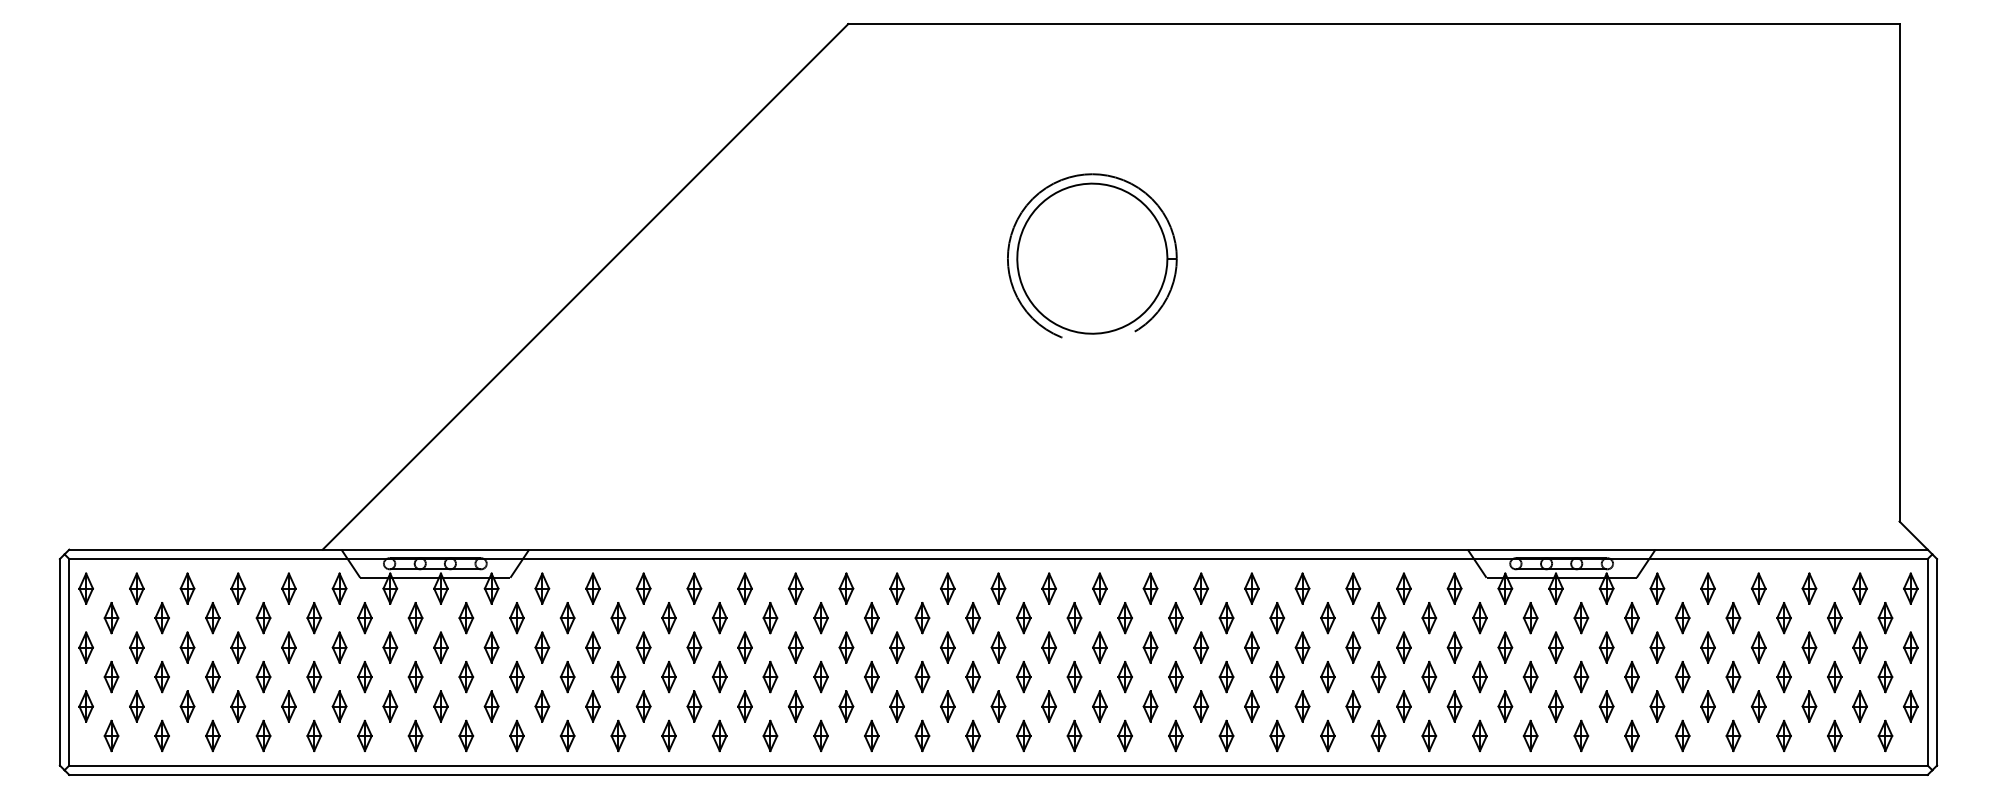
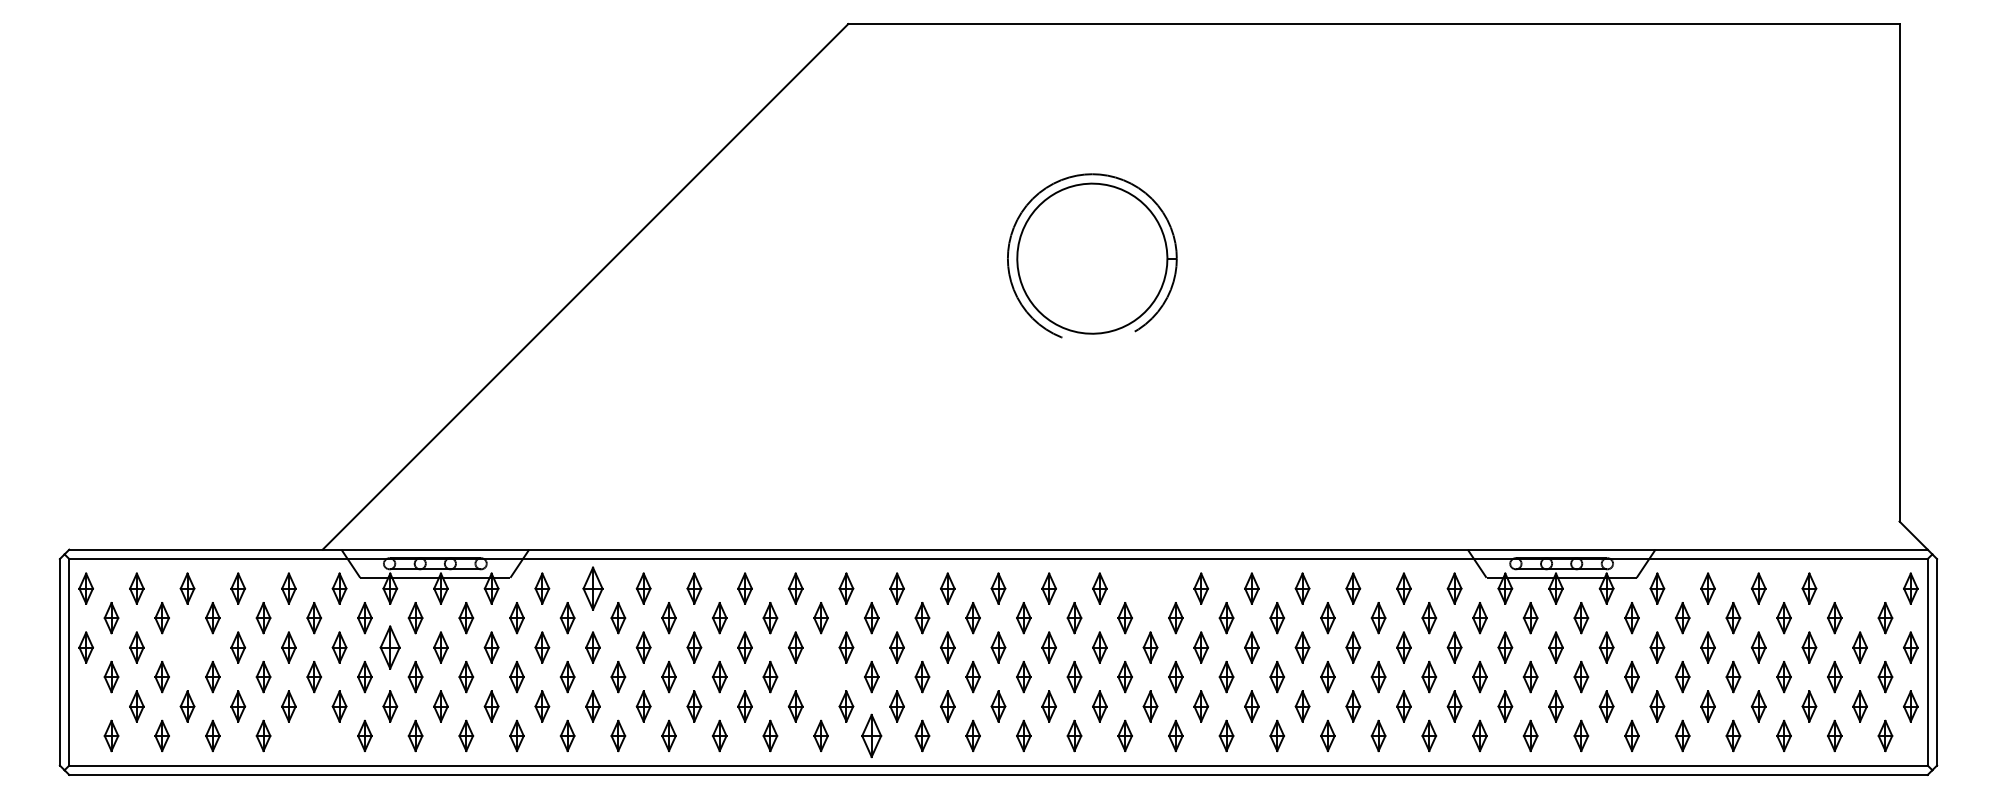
part size: 16x33 px -> 22x45 px (592, 588)
part: present -> none (1150, 588)
part: present -> none (1859, 588)
part: present -> none (187, 647)
part size: 17x33 px -> 22x45 px (389, 647)
part: present -> none (820, 677)
part: present -> none (85, 706)
part: present -> none (313, 735)
part size: 16x34 px -> 22x46 px (871, 735)
